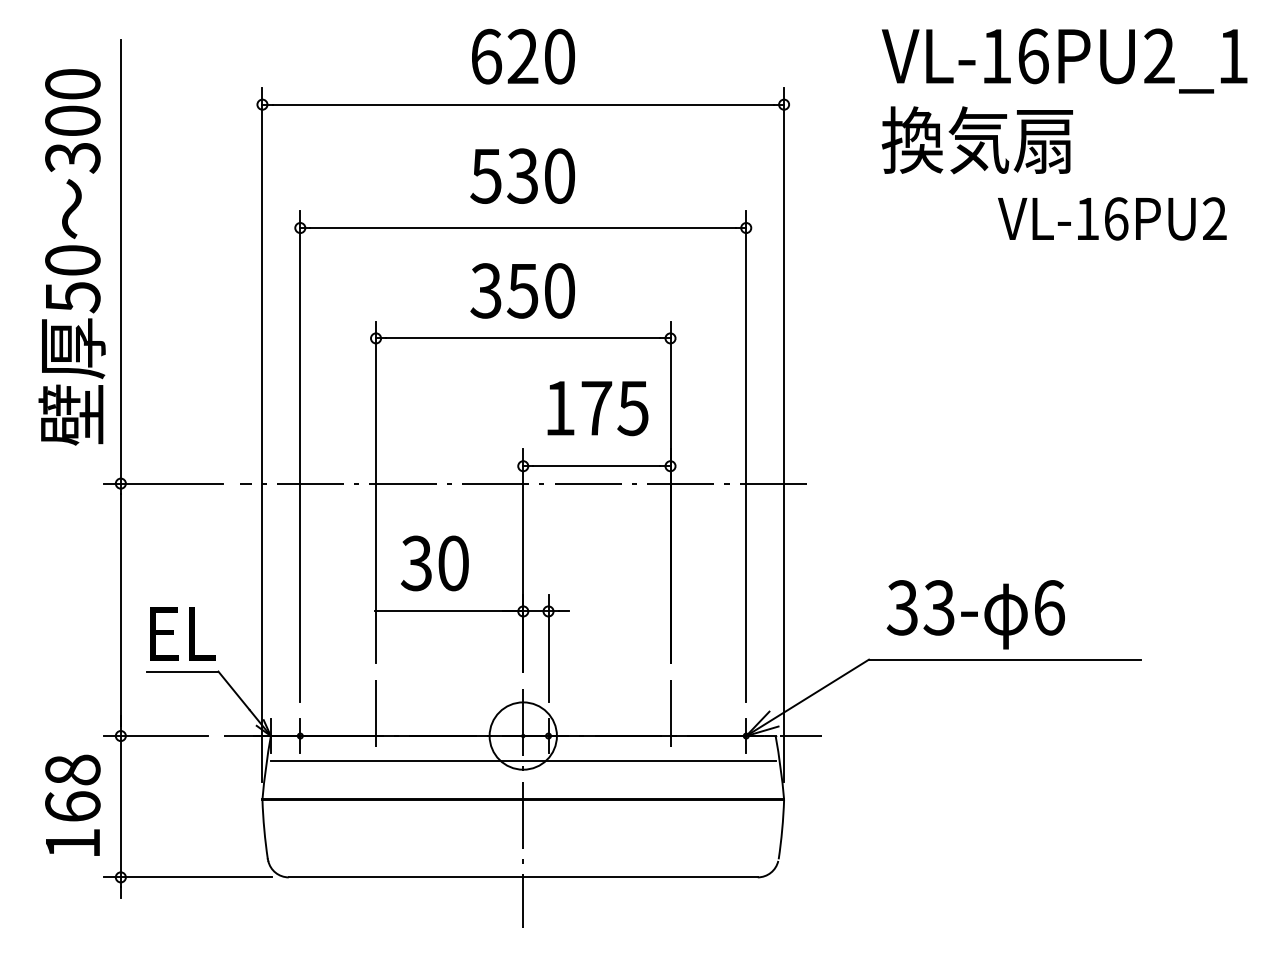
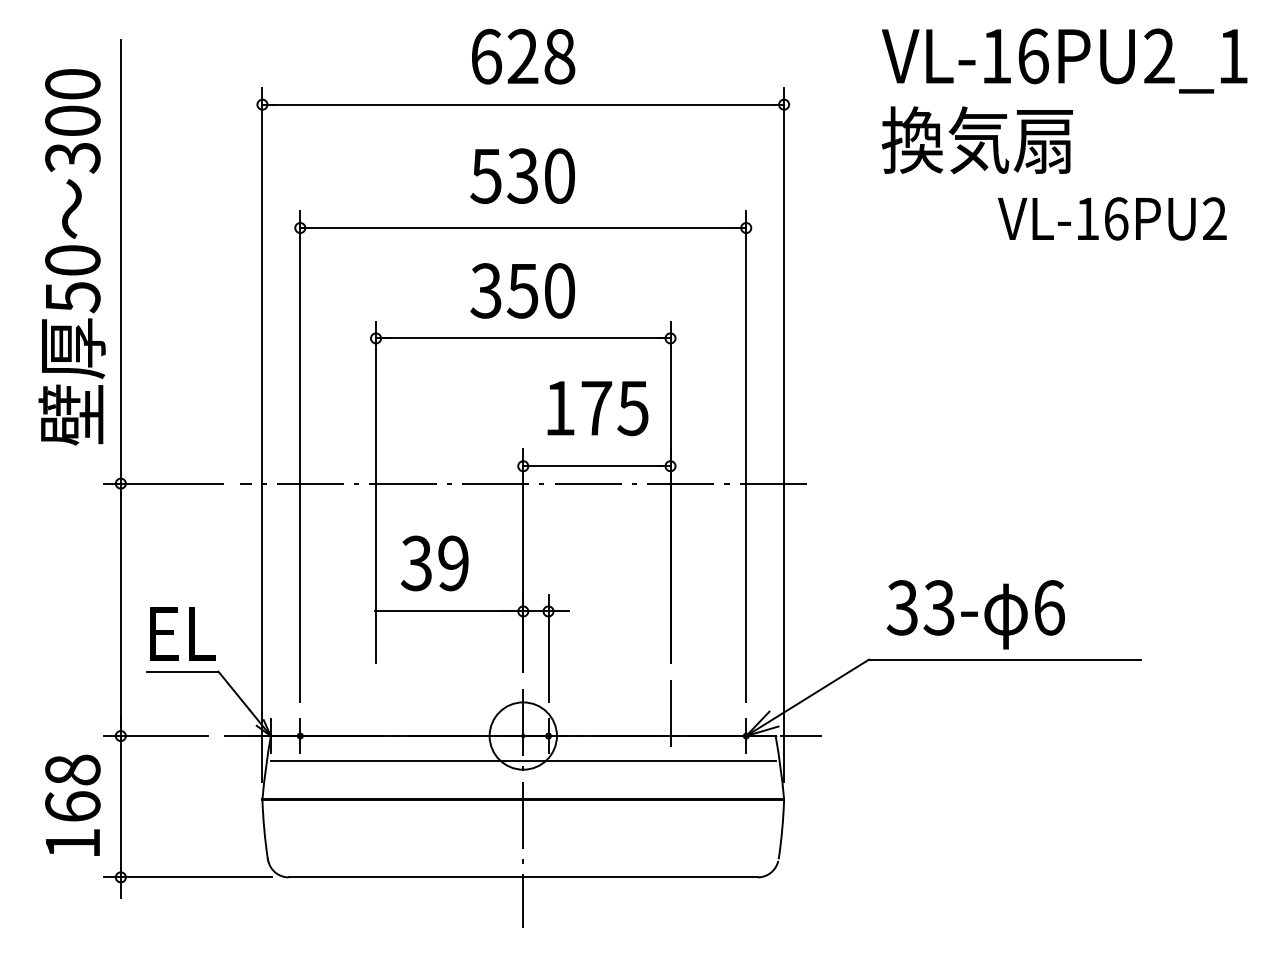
text: 620 -> 628 (559, 56)
text: 30 -> 39 (453, 563)
line: present -> none (376, 714)
